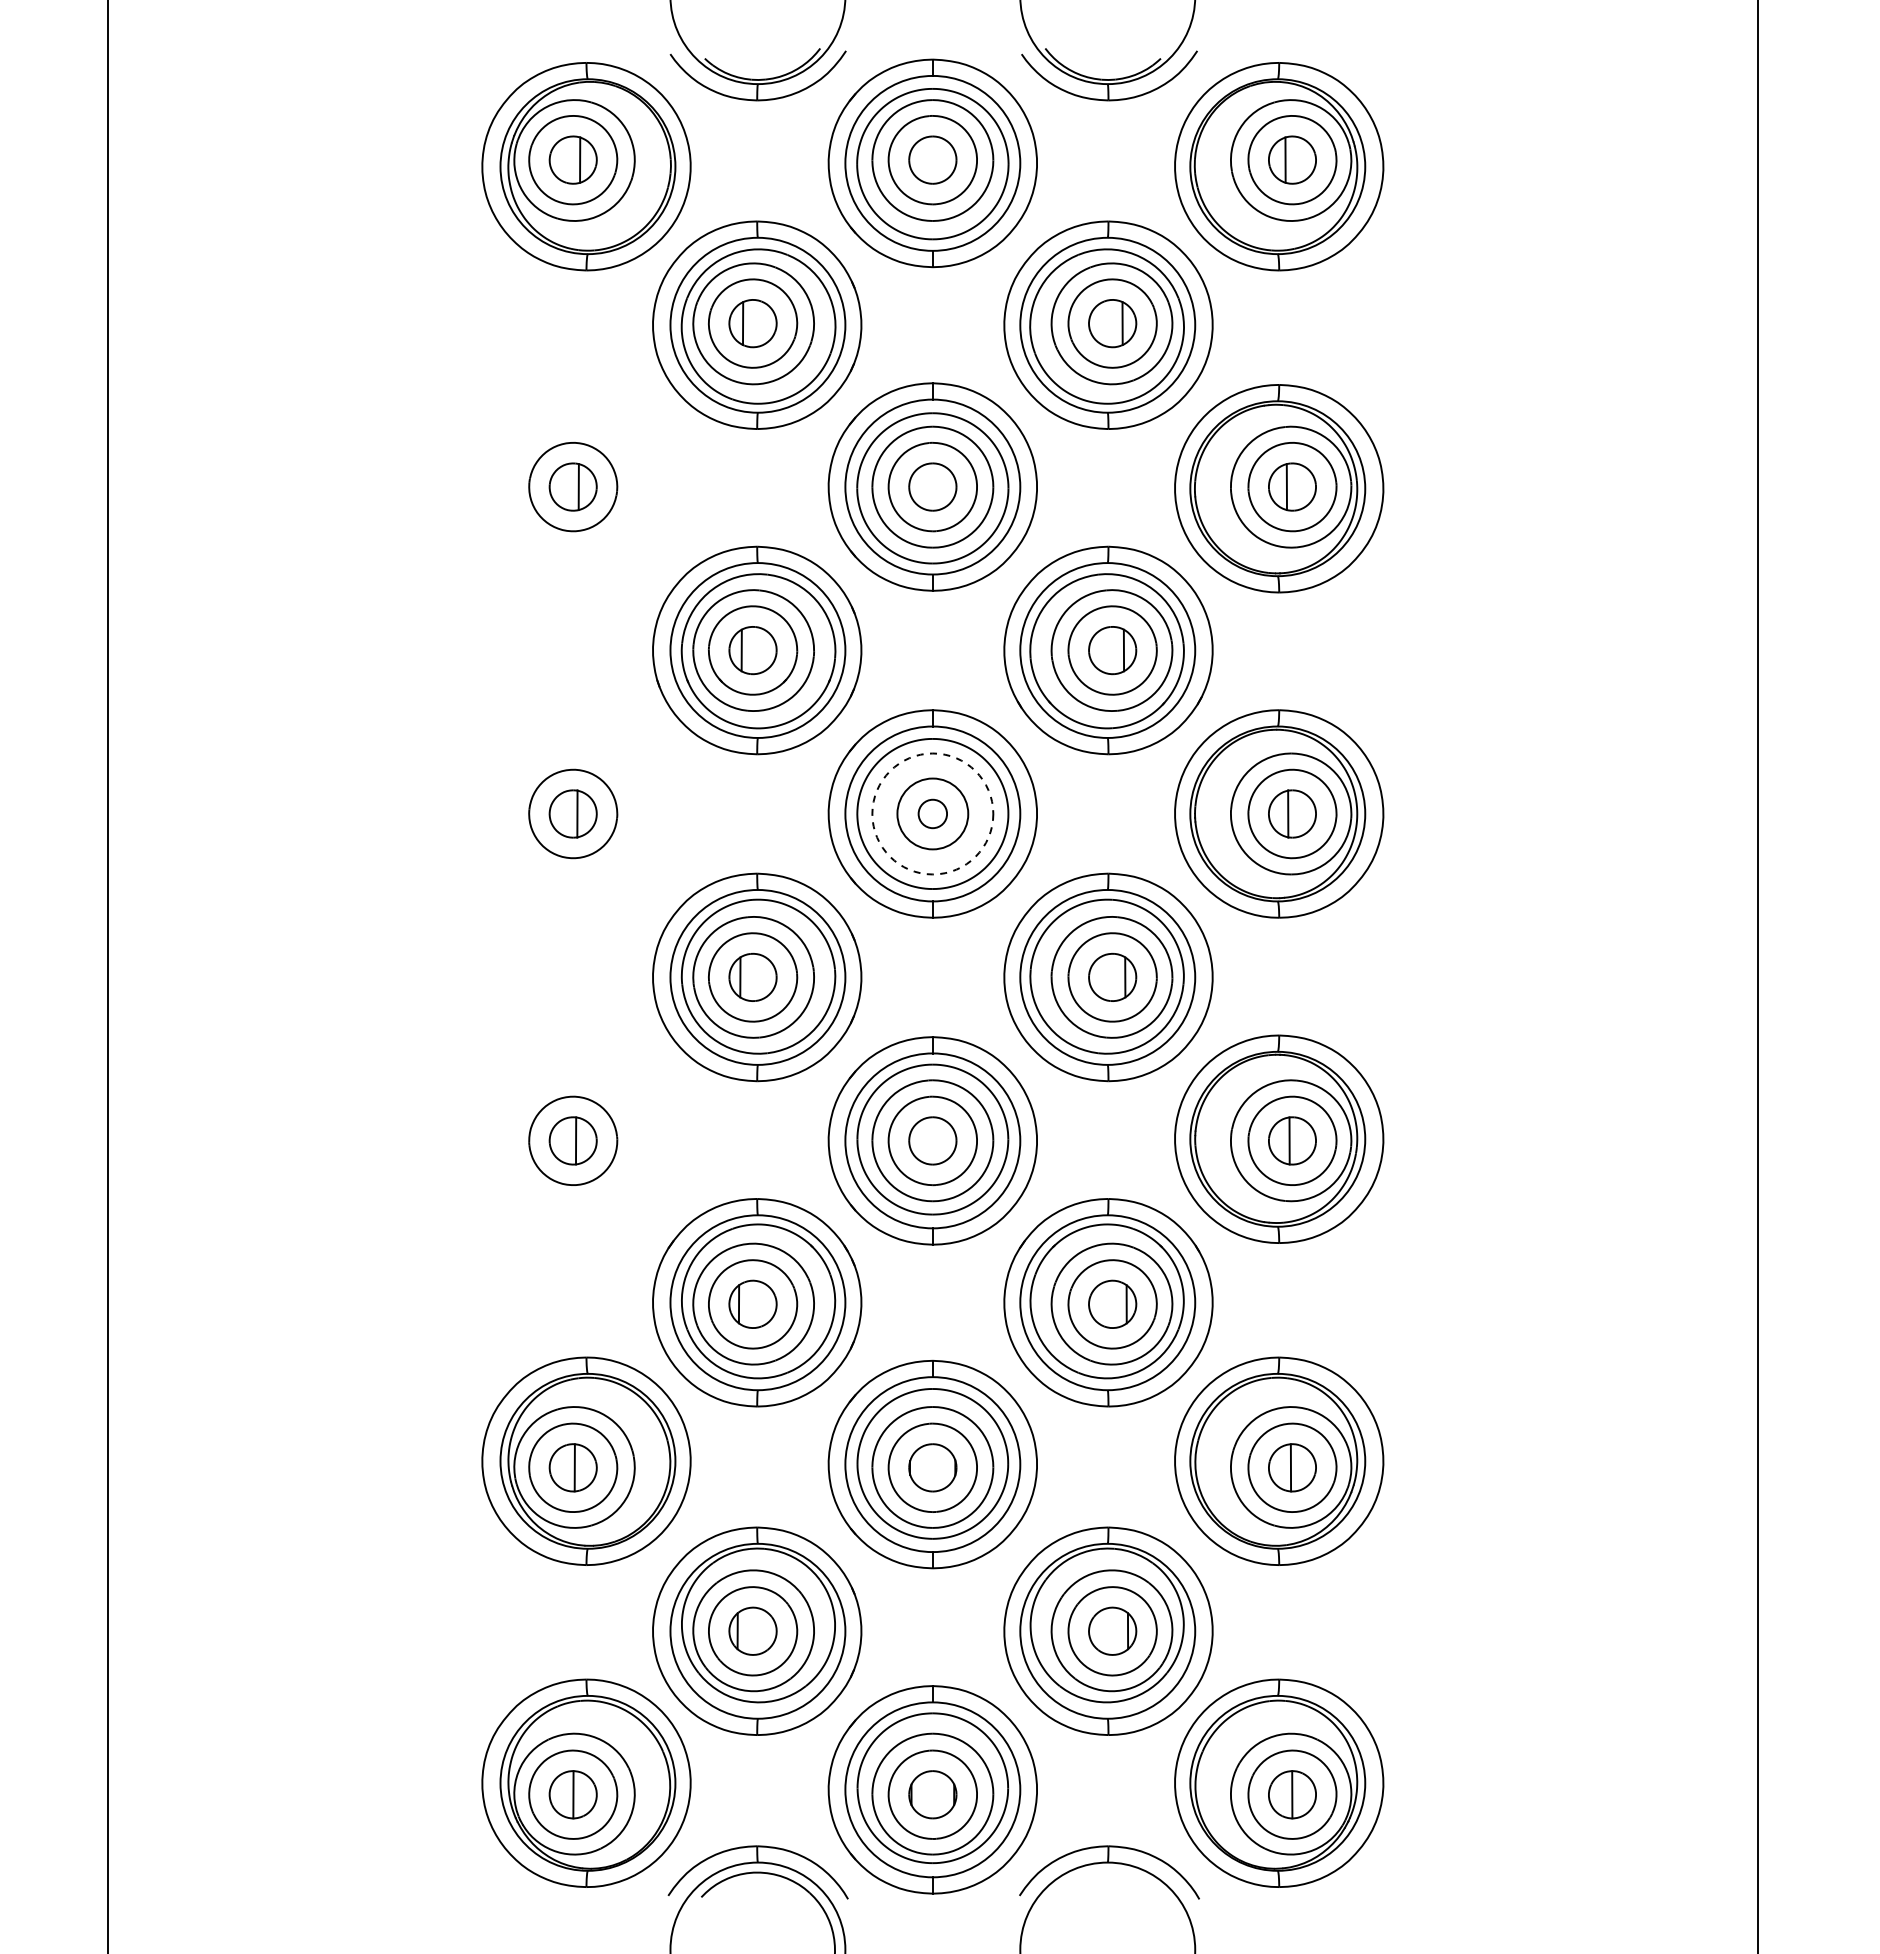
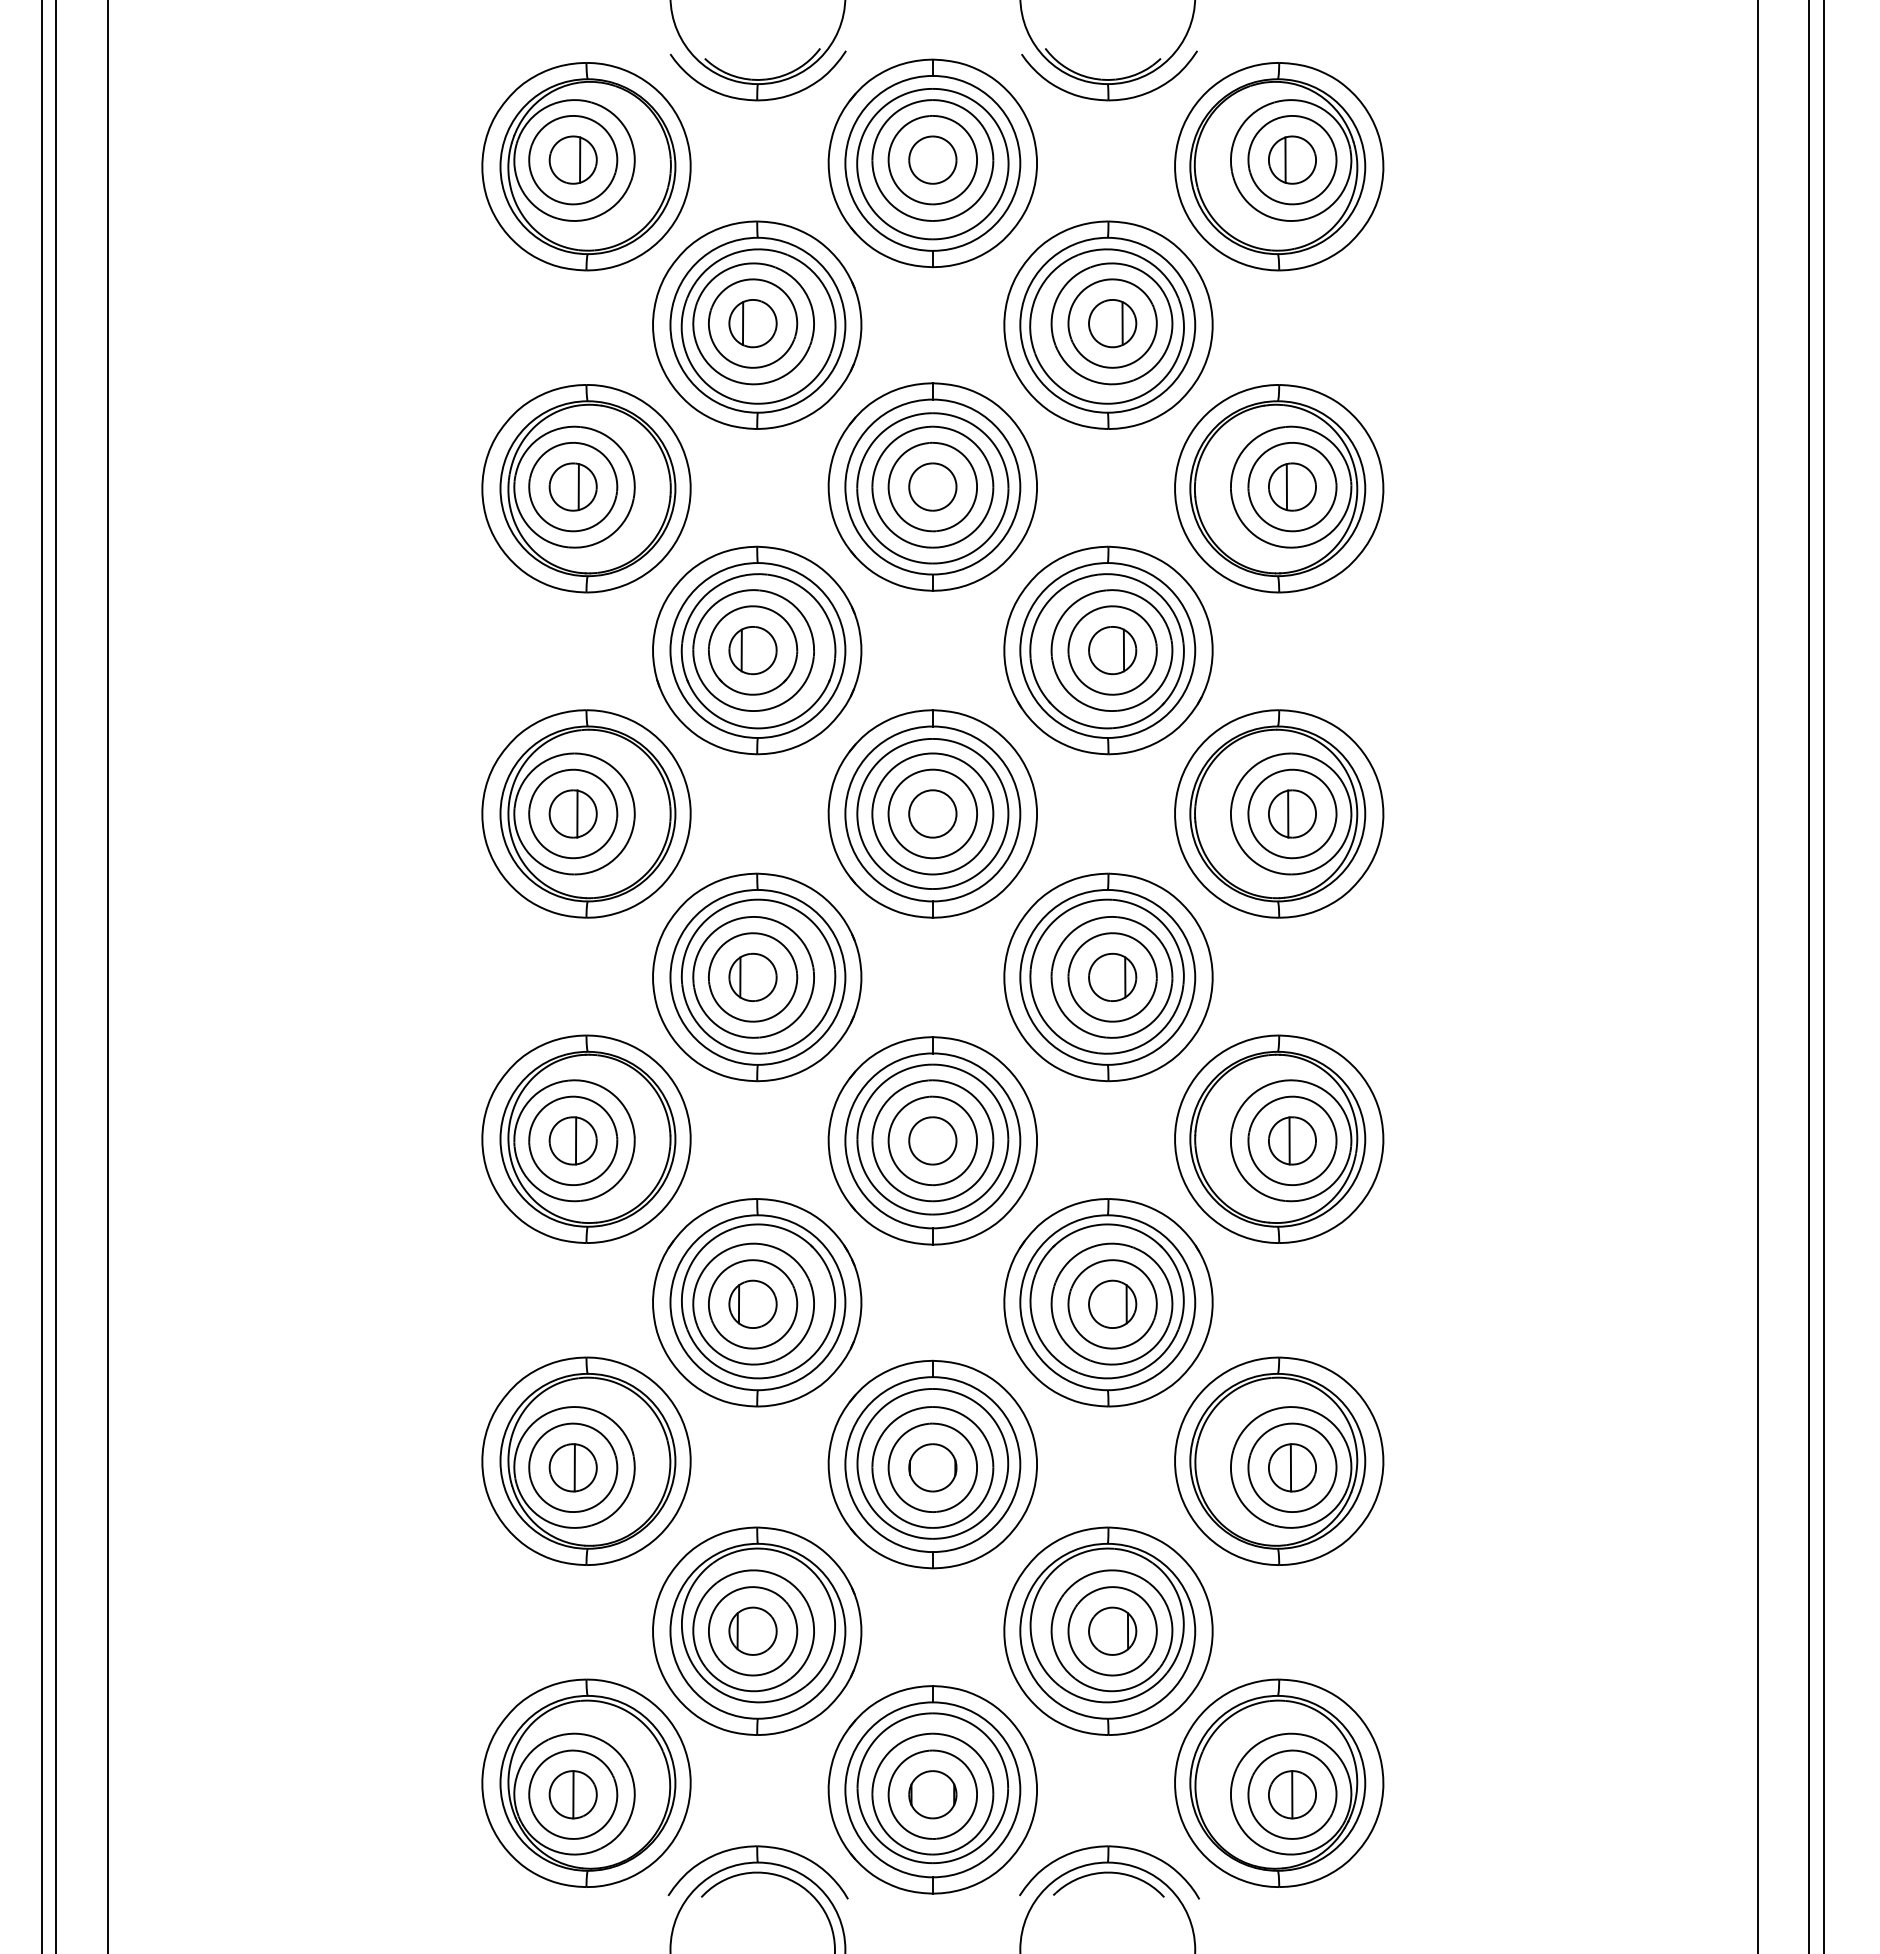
part: none -> present (586, 488)
part: none -> present (586, 813)
circle diameter: 28 px -> 47 px (932, 813)
circle diameter: 71 px -> 89 px (932, 813)
circle: dashed -> solid (932, 813)
line: none -> present (41, 976)
line: none -> present (56, 976)
line: none -> present (1809, 976)
line: none -> present (1823, 976)
part: none -> present (586, 1138)
part: none -> present (1108, 1873)
